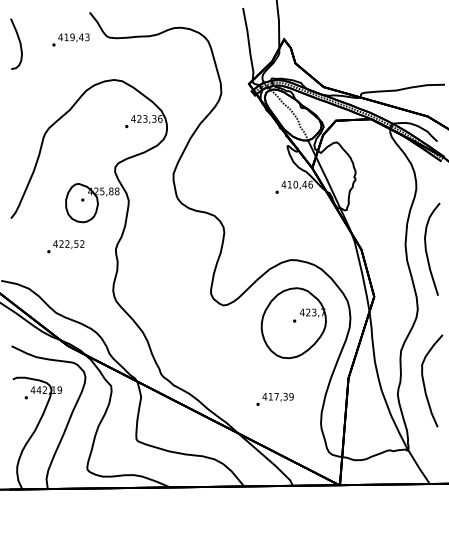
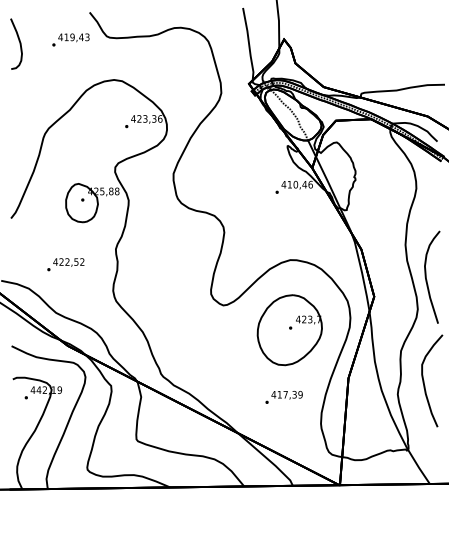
text position: (65, 246) -> (65, 264) (65, 264)
curve position: (427, 251) -> (427, 279) (427, 279)
part position: (293, 323) -> (289, 330) (289, 330)
text position: (274, 399) -> (283, 397) (283, 397)
